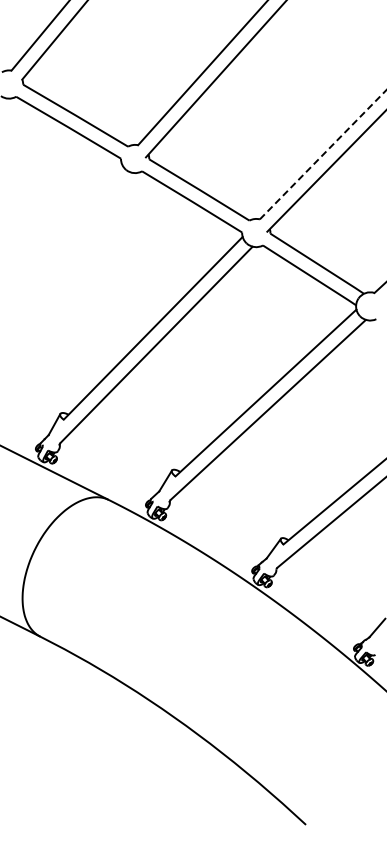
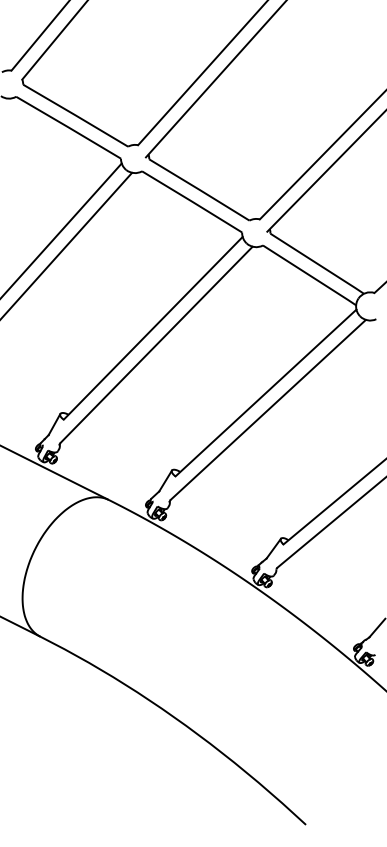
line: dashed -> solid (323, 154)
line: none -> present (61, 229)
line: none -> present (67, 244)
